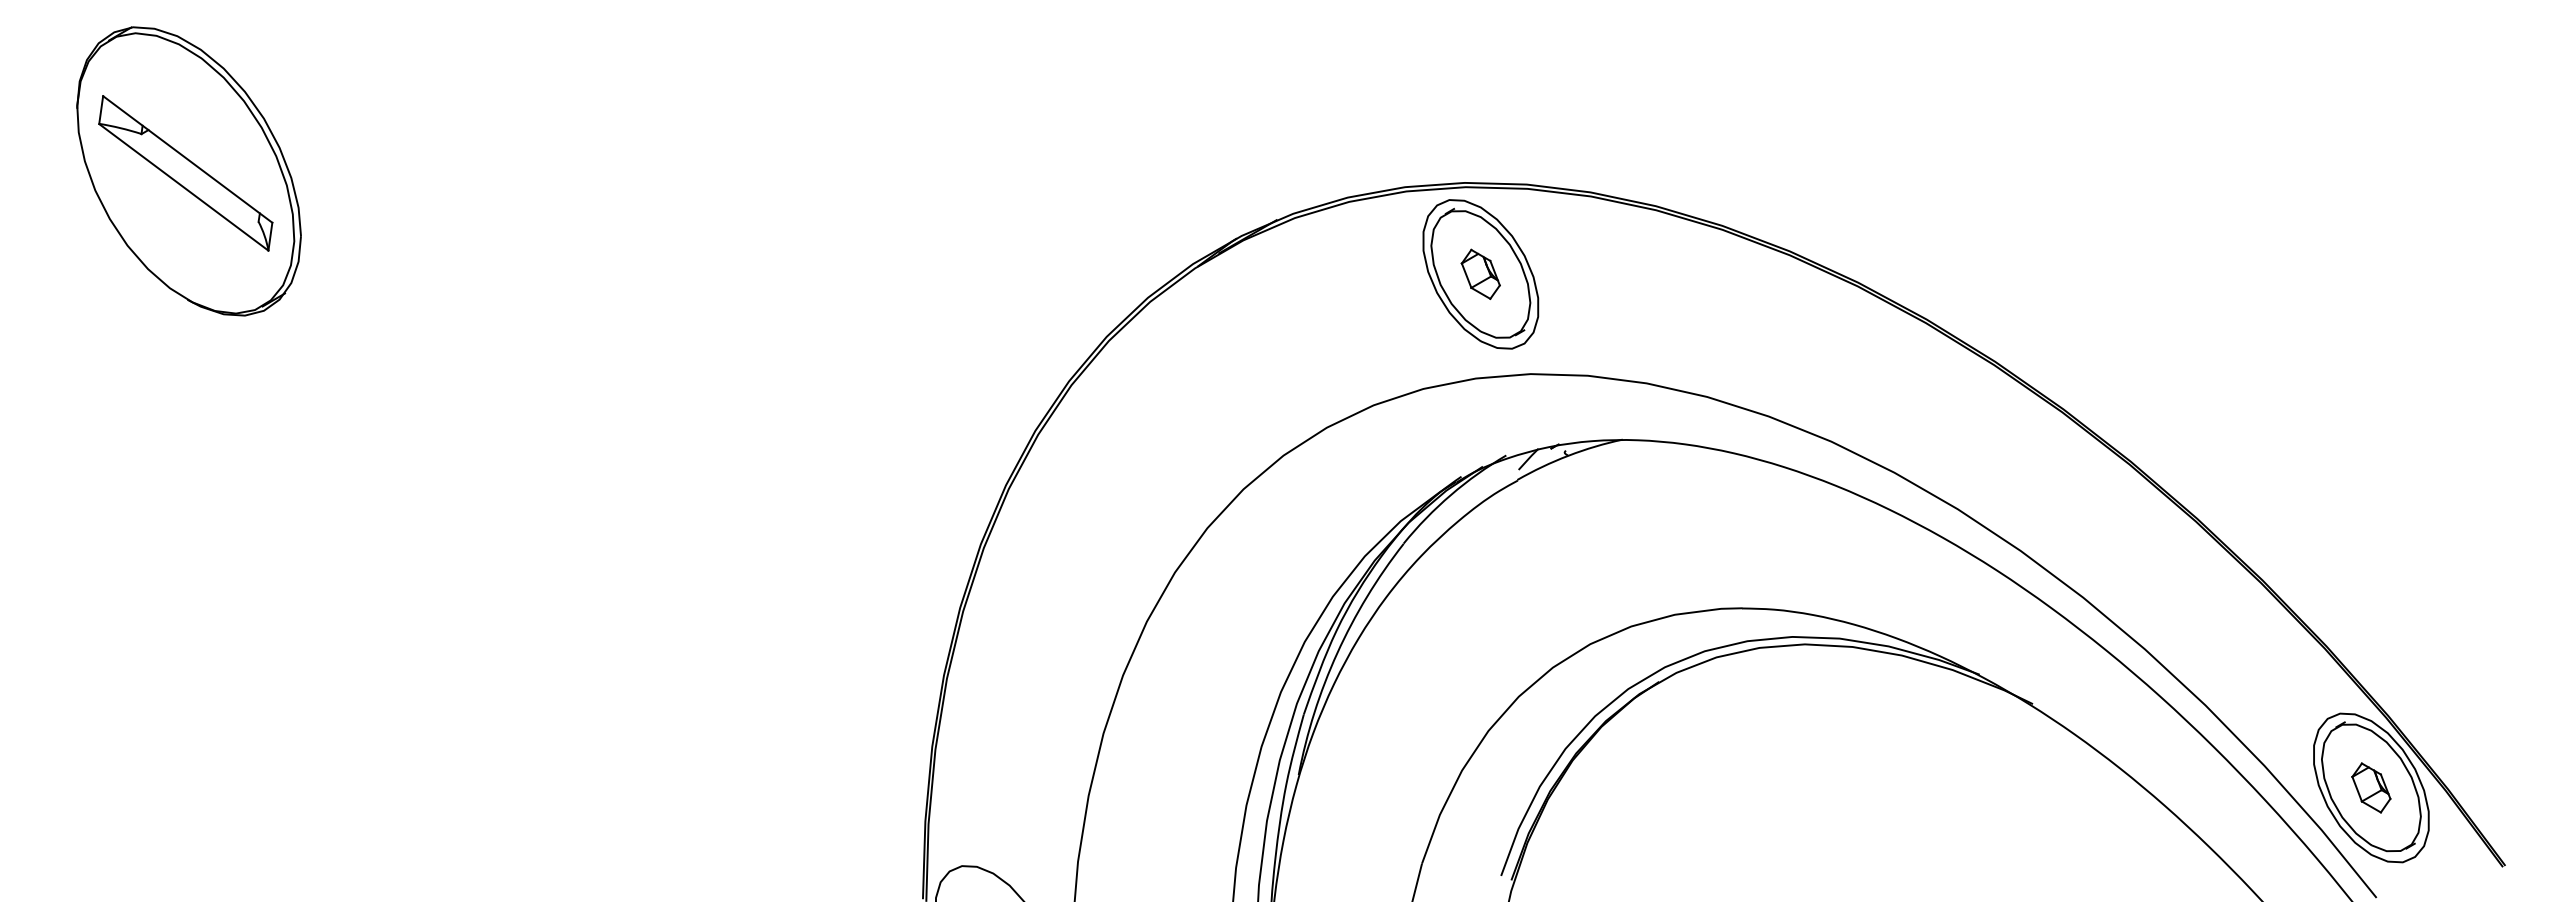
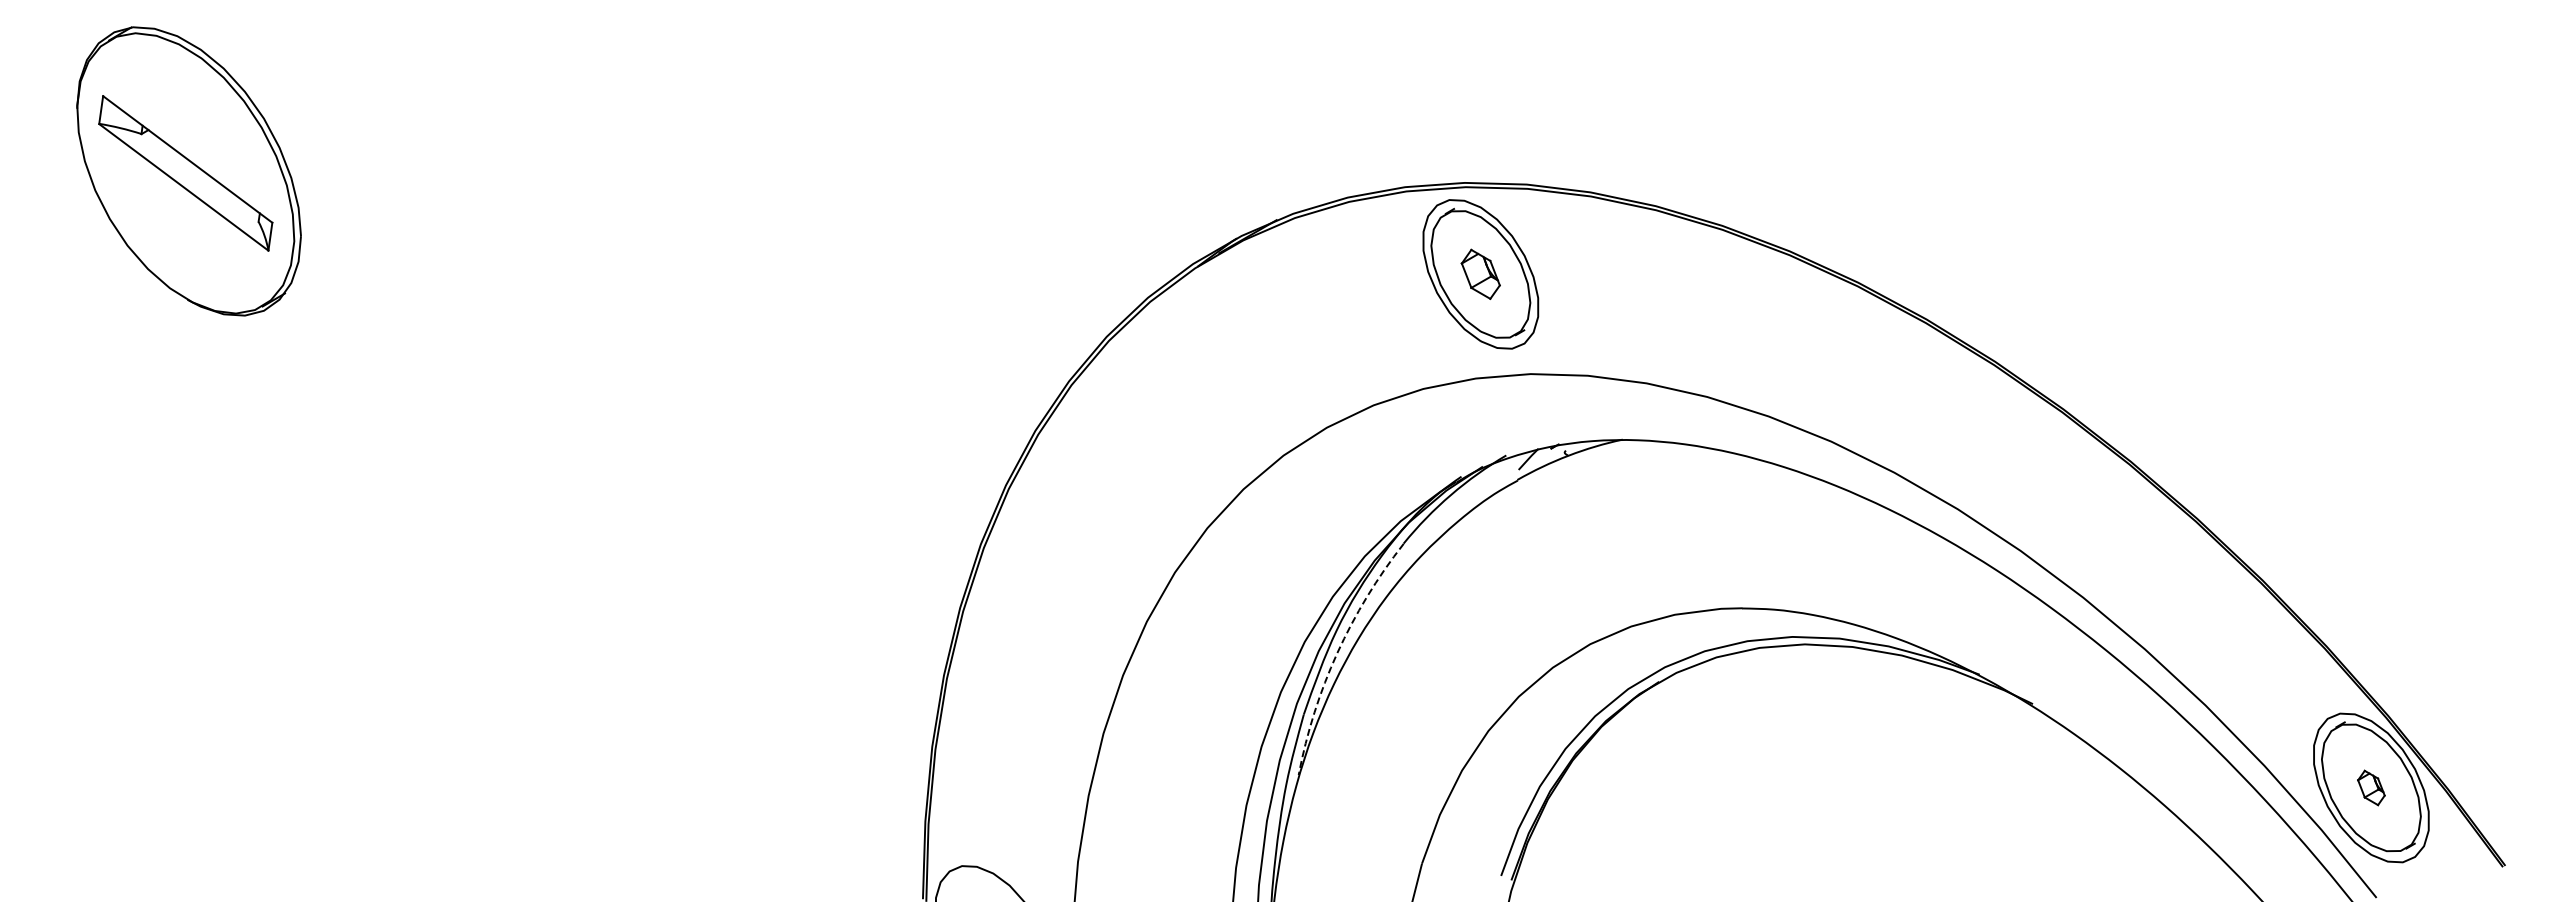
arc: solid -> dashed (1337, 653)
part size: 41x52 px -> 29x38 px (2371, 787)
